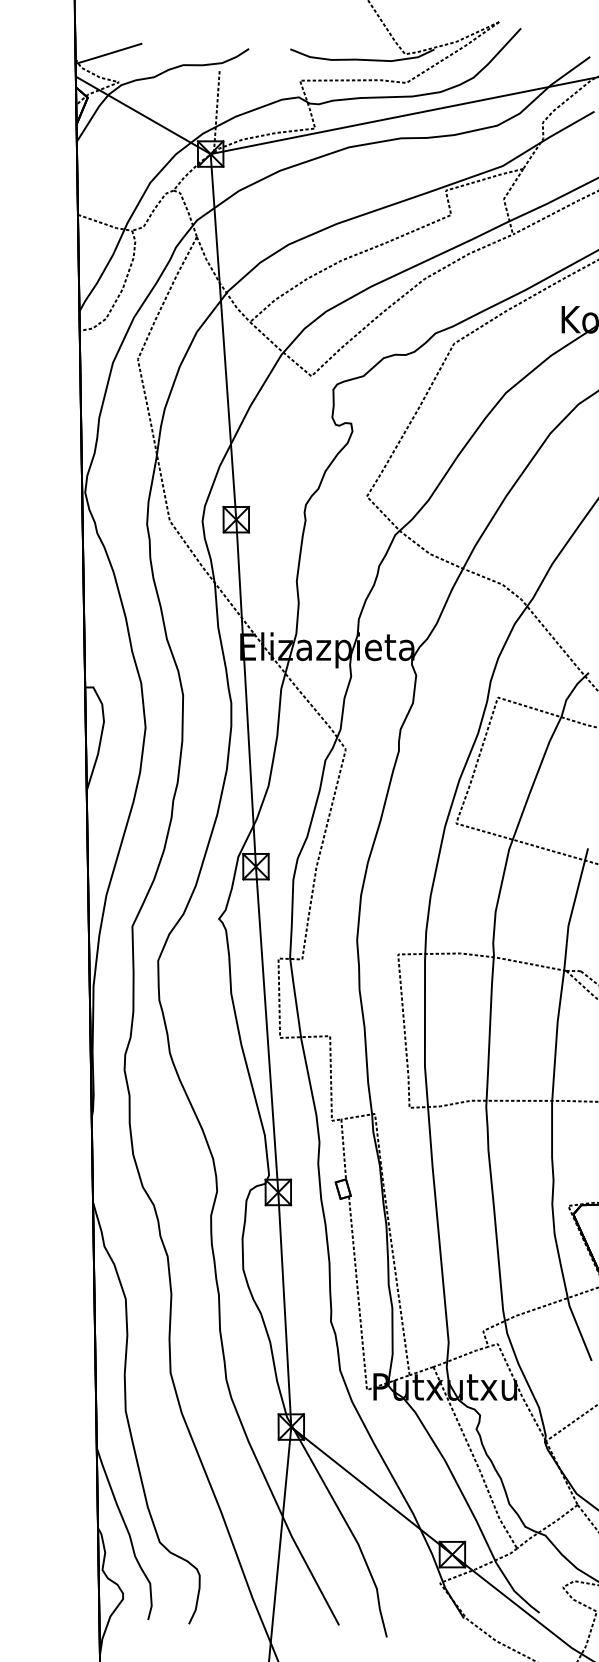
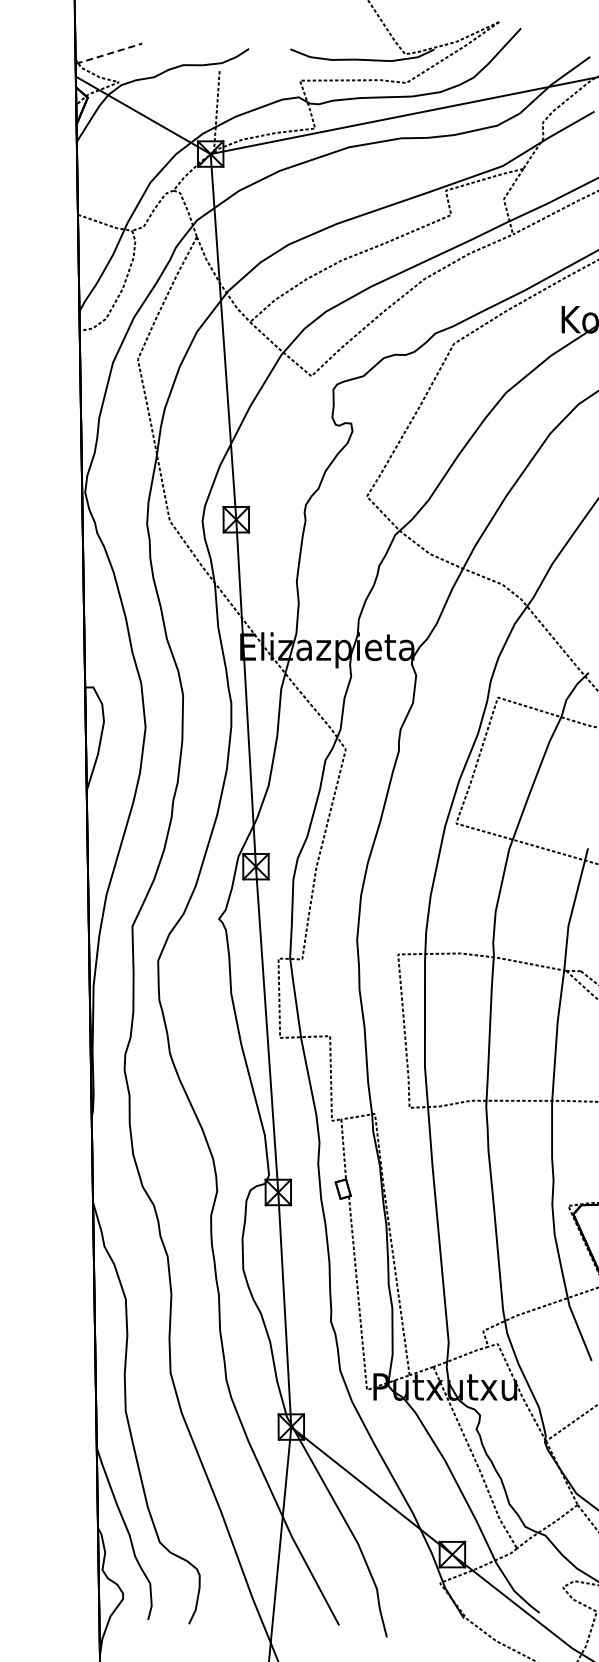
line: solid -> dashed (108, 54)
